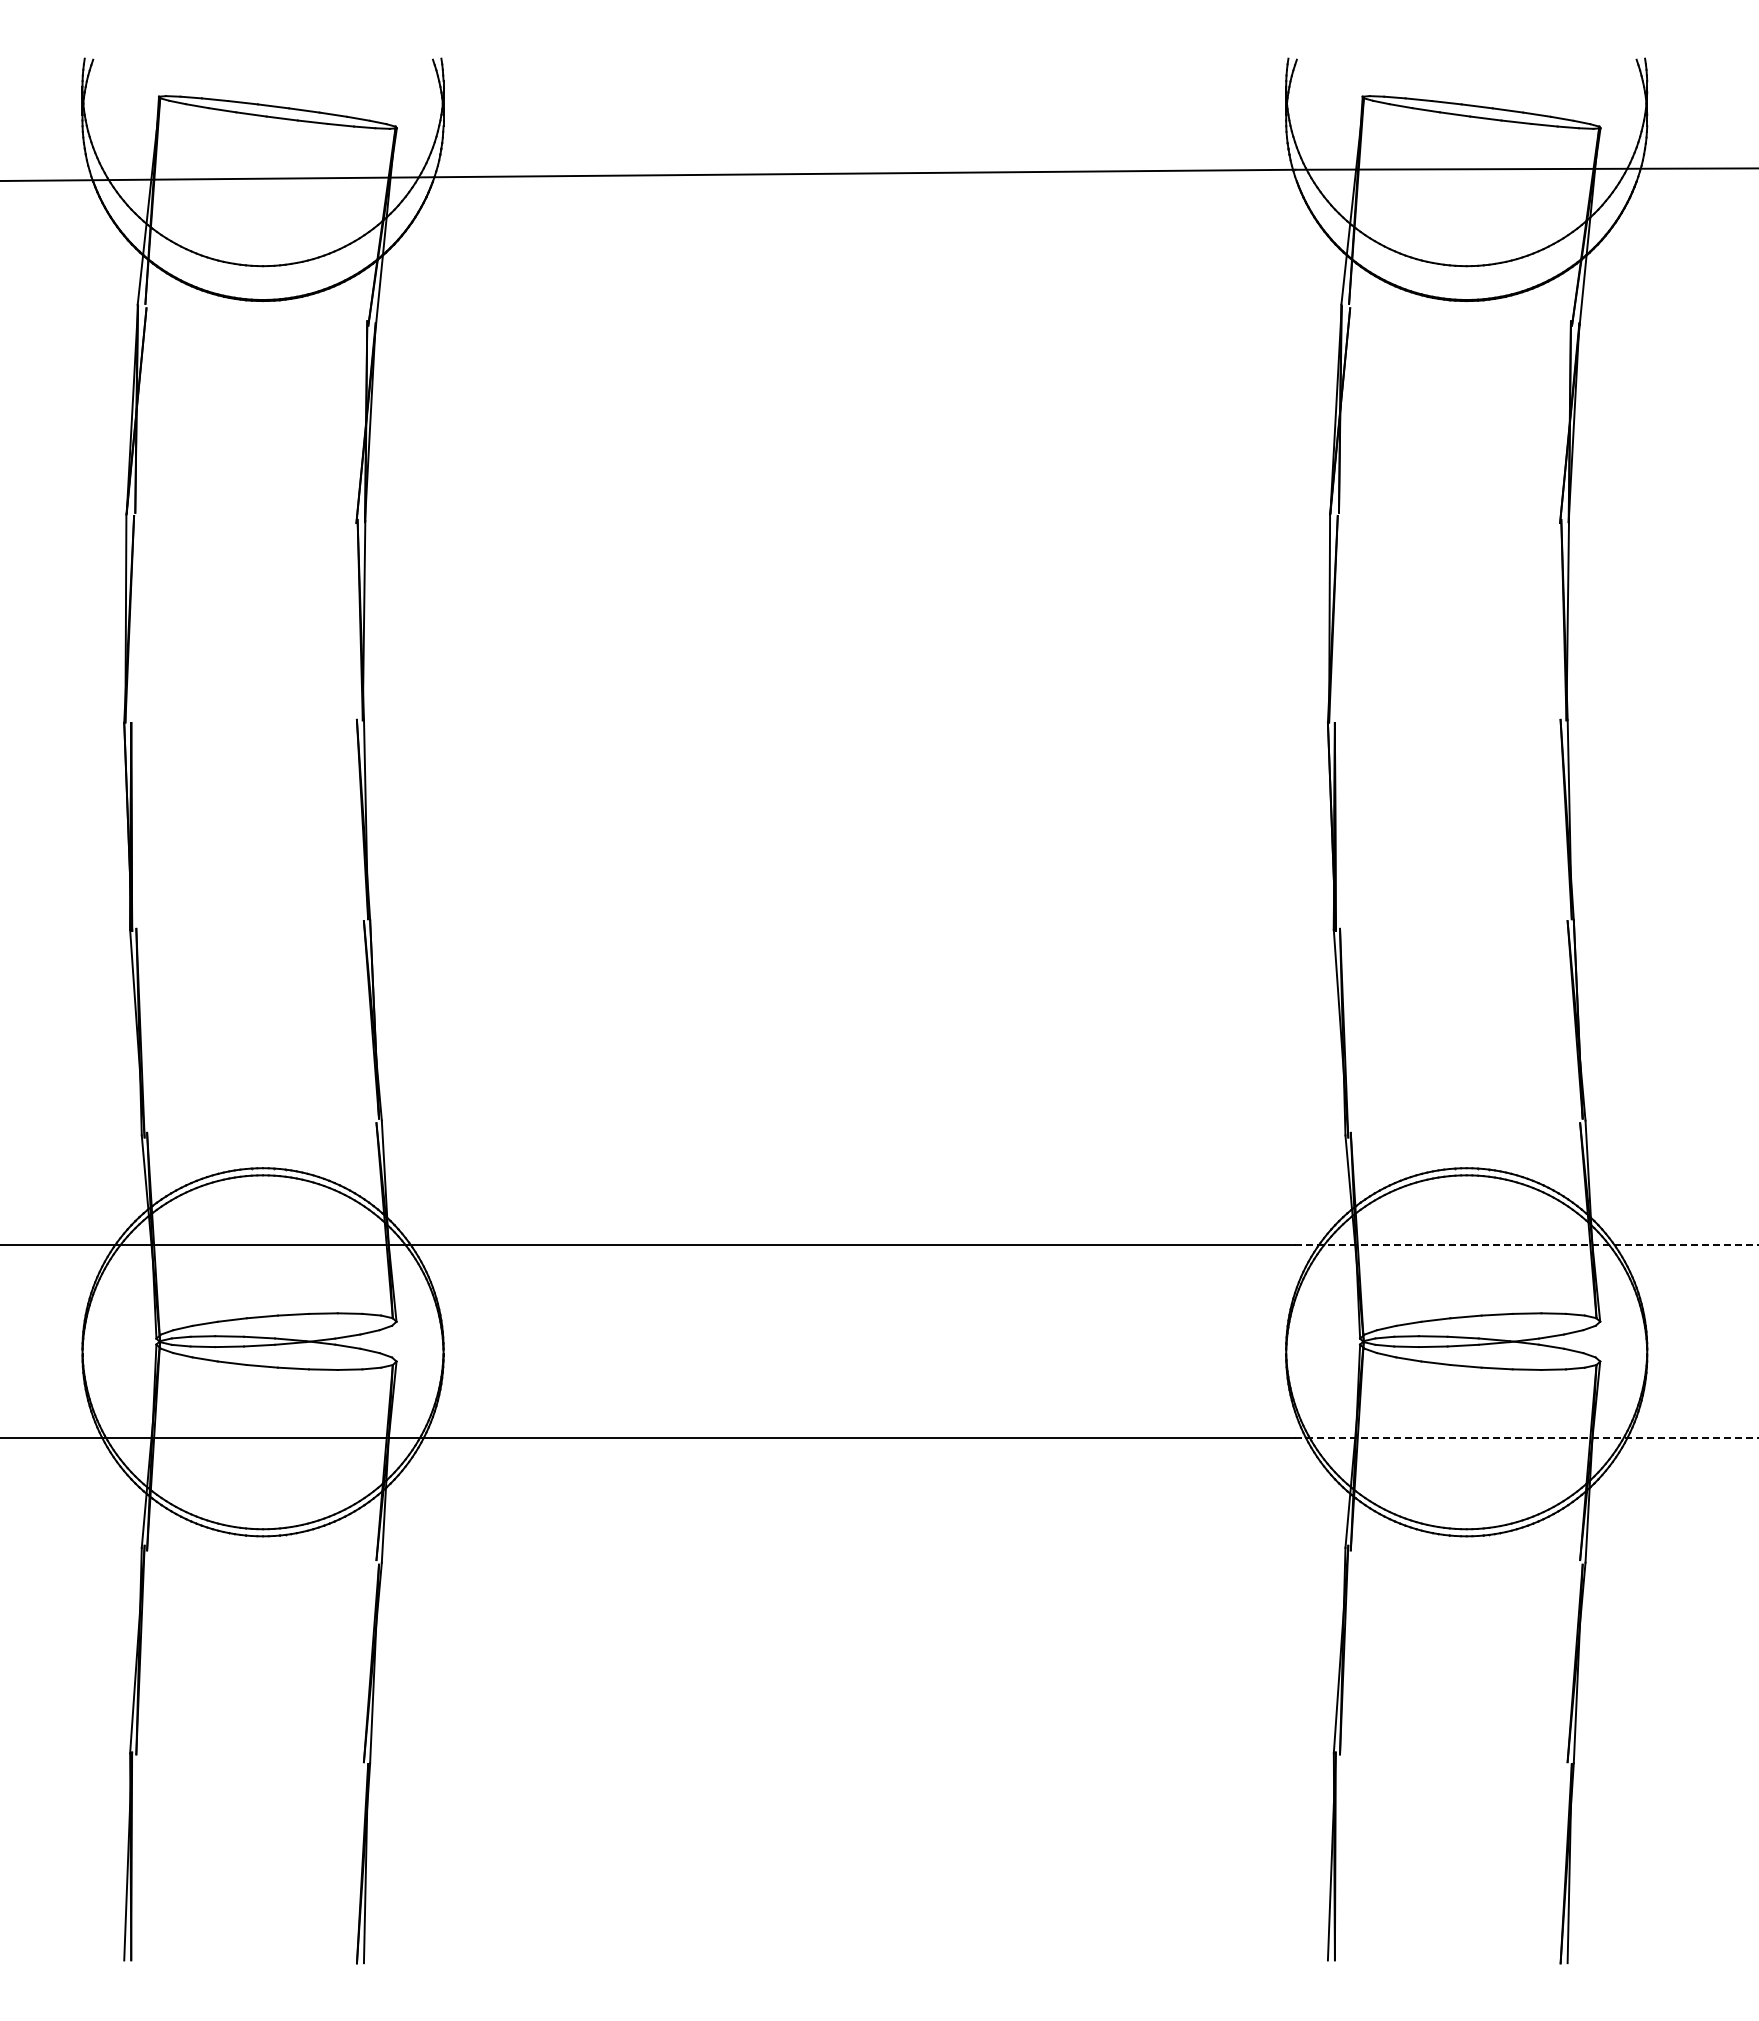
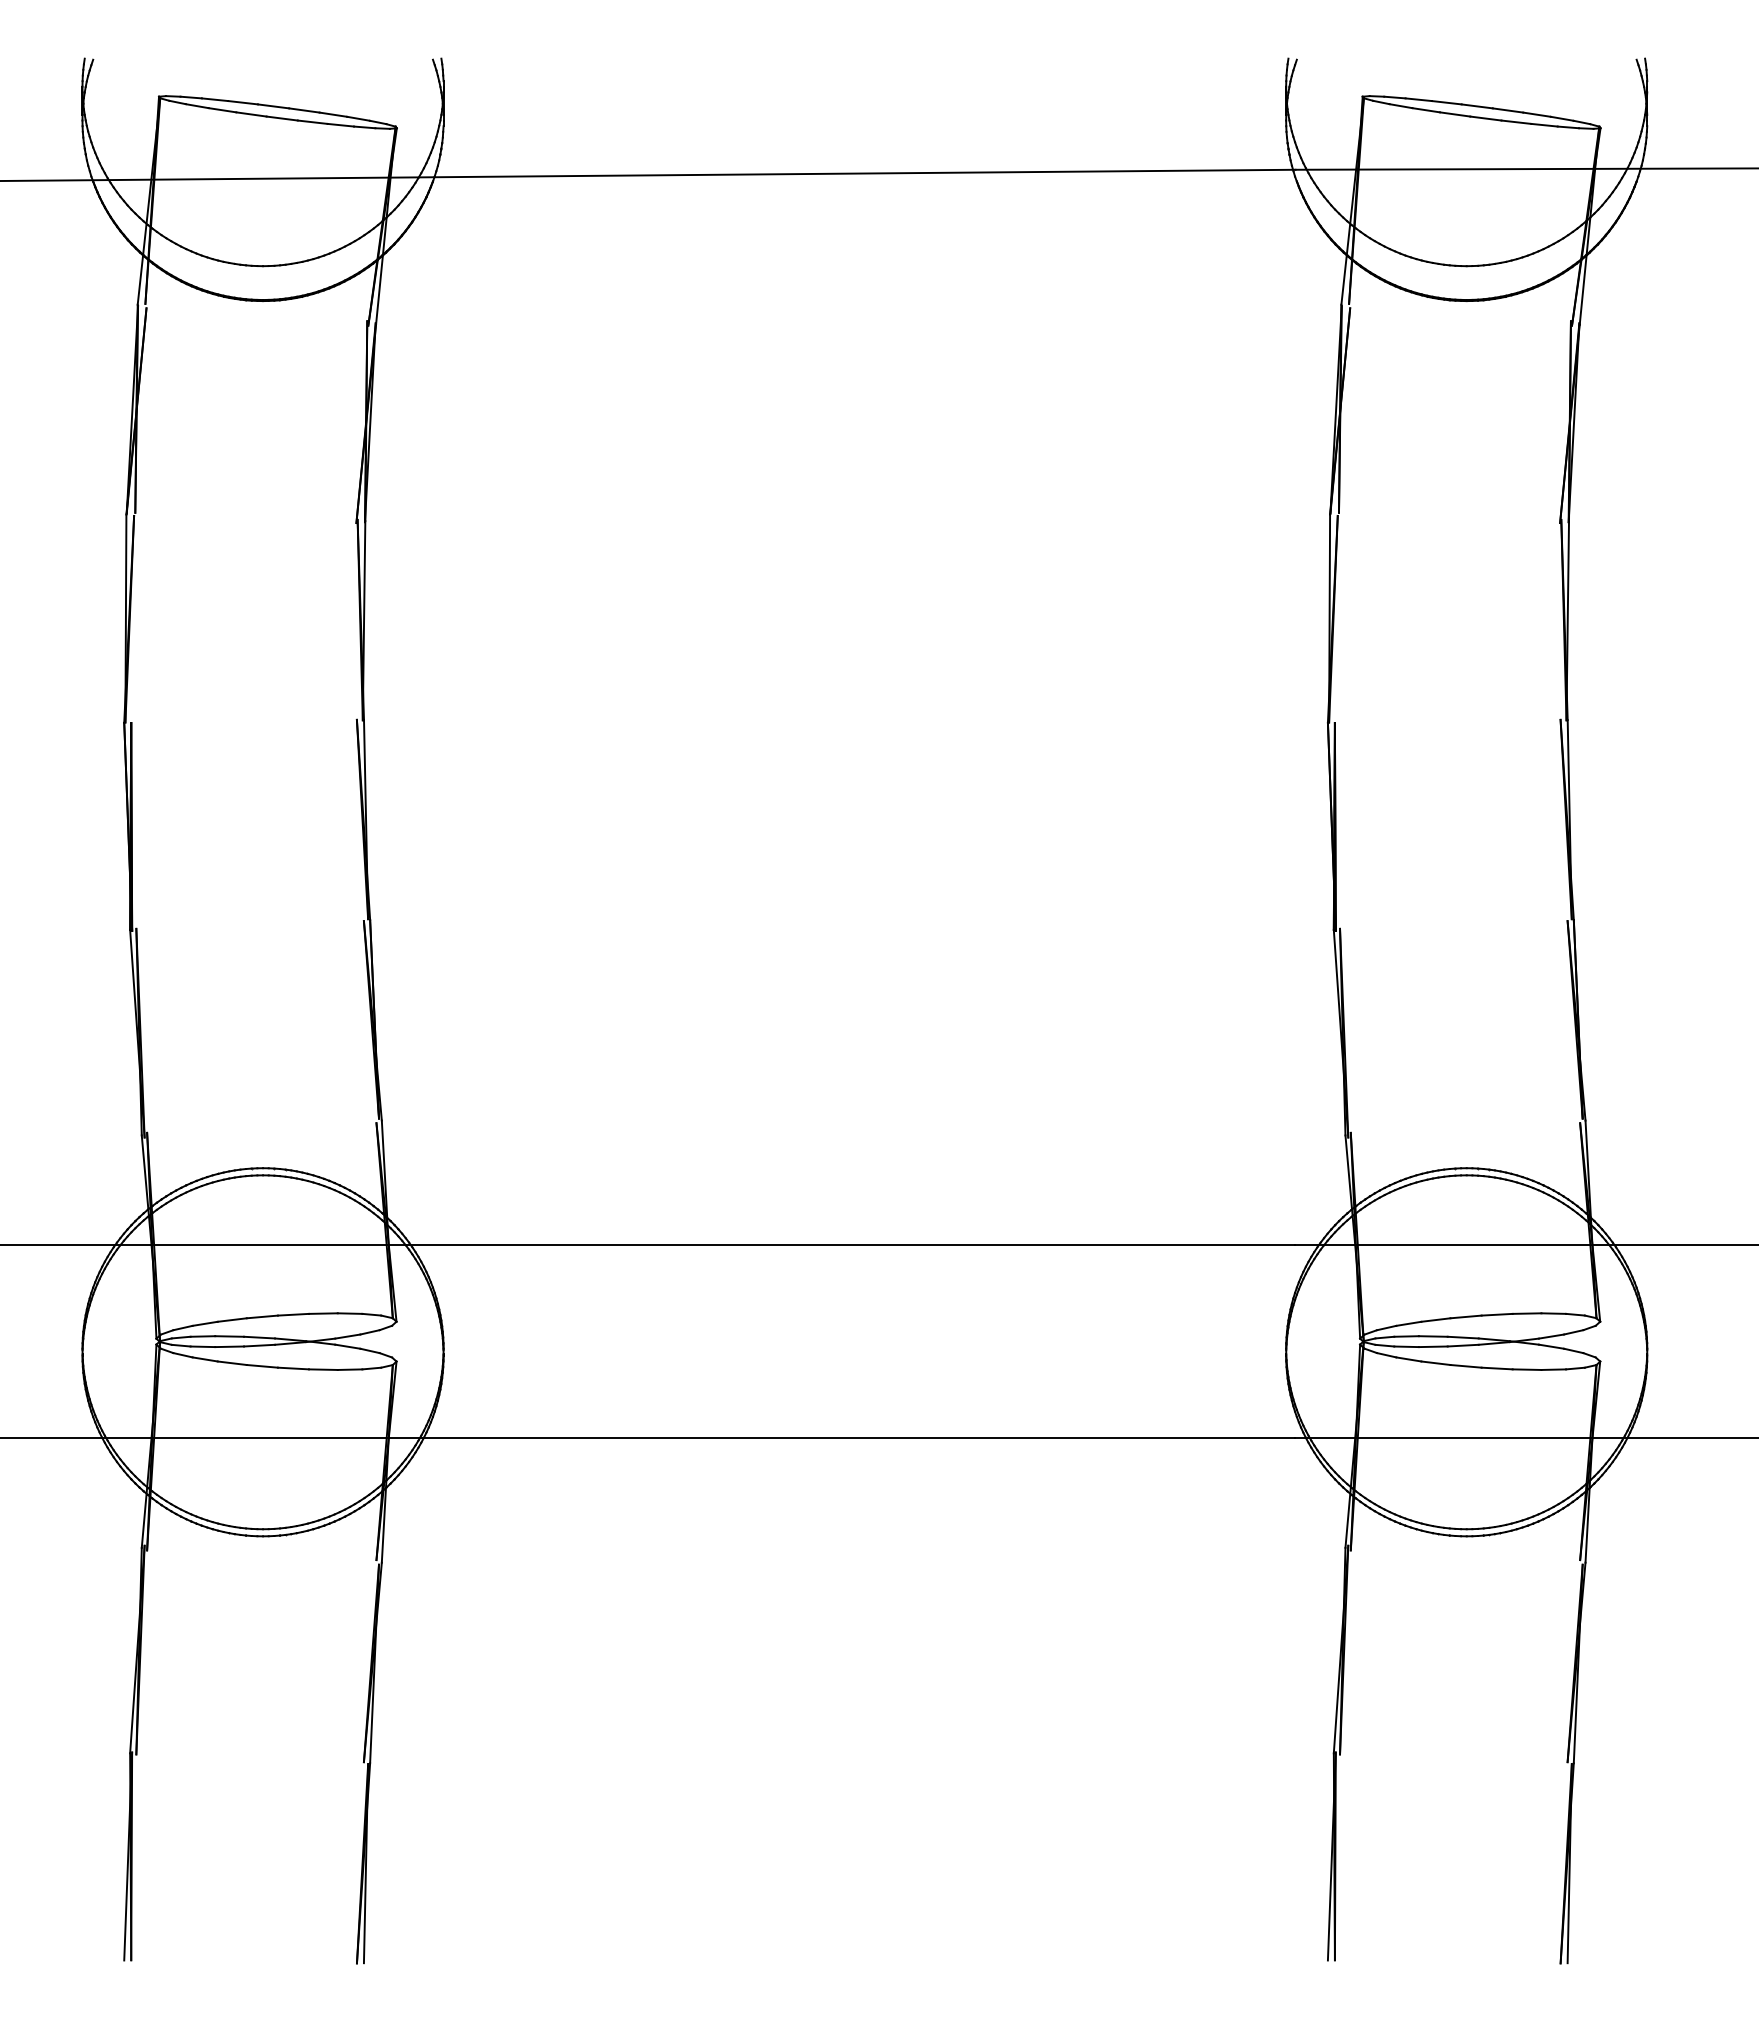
line: dashed -> solid (1526, 1245)
line: dashed -> solid (1526, 1437)
